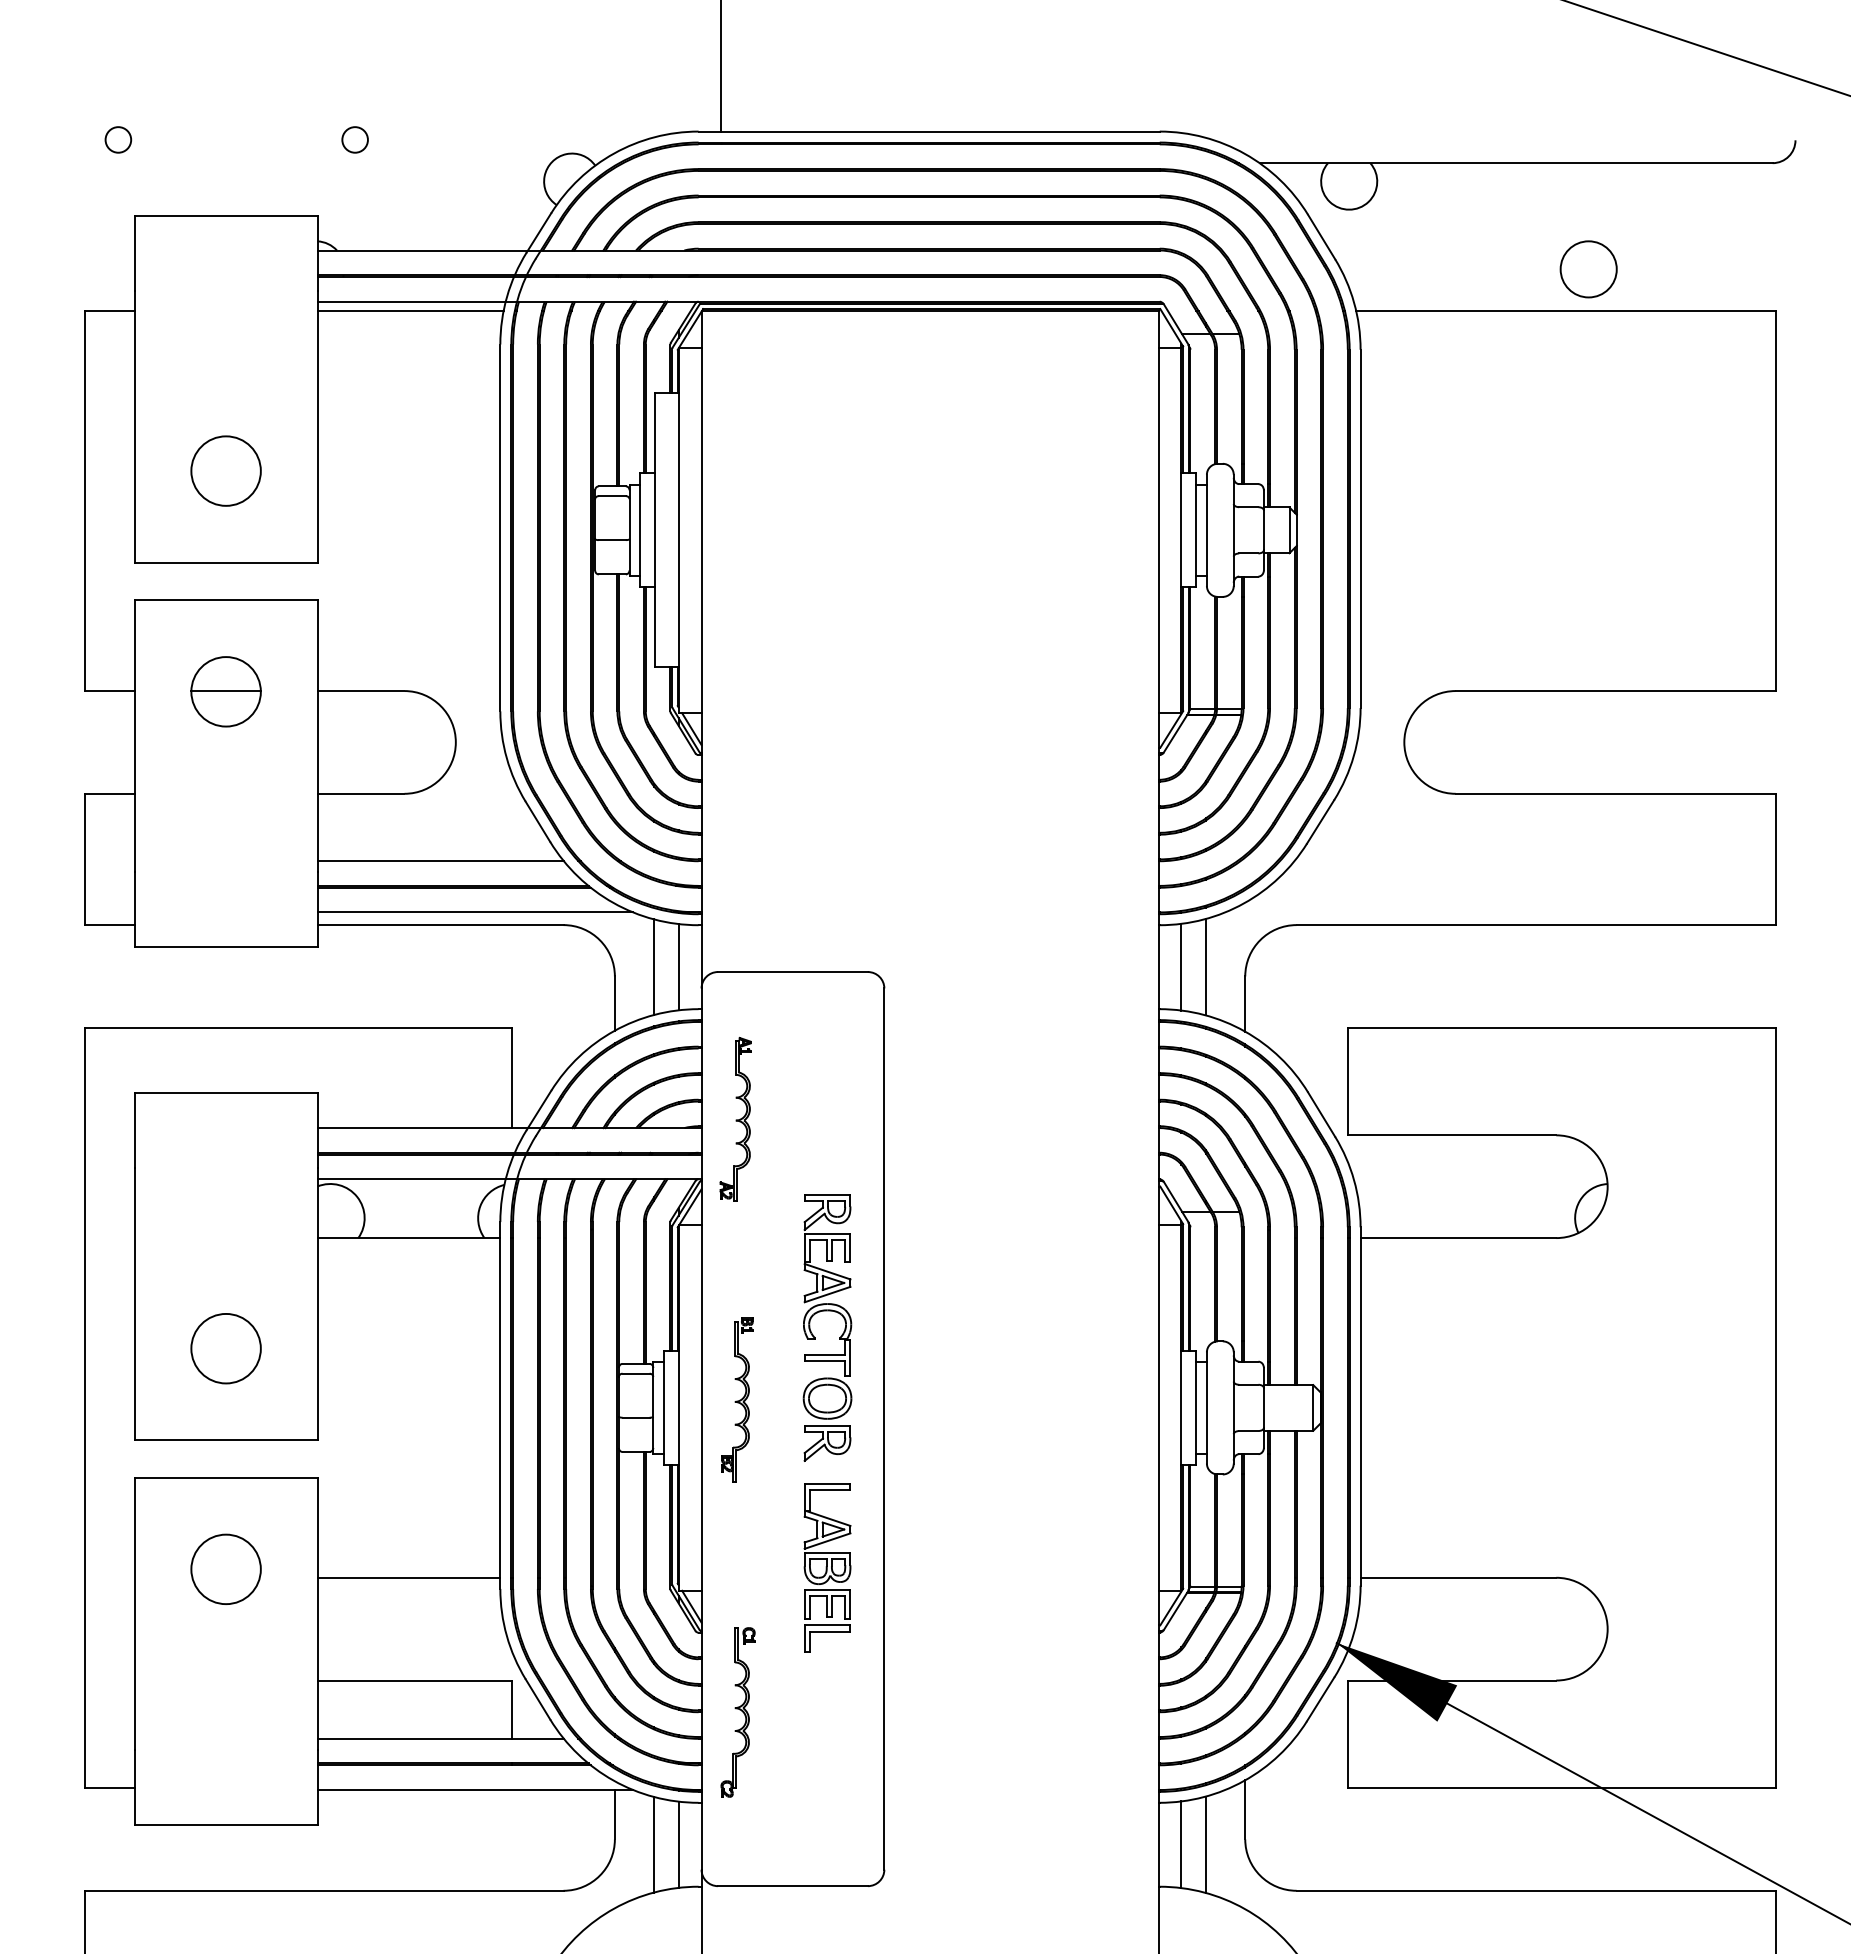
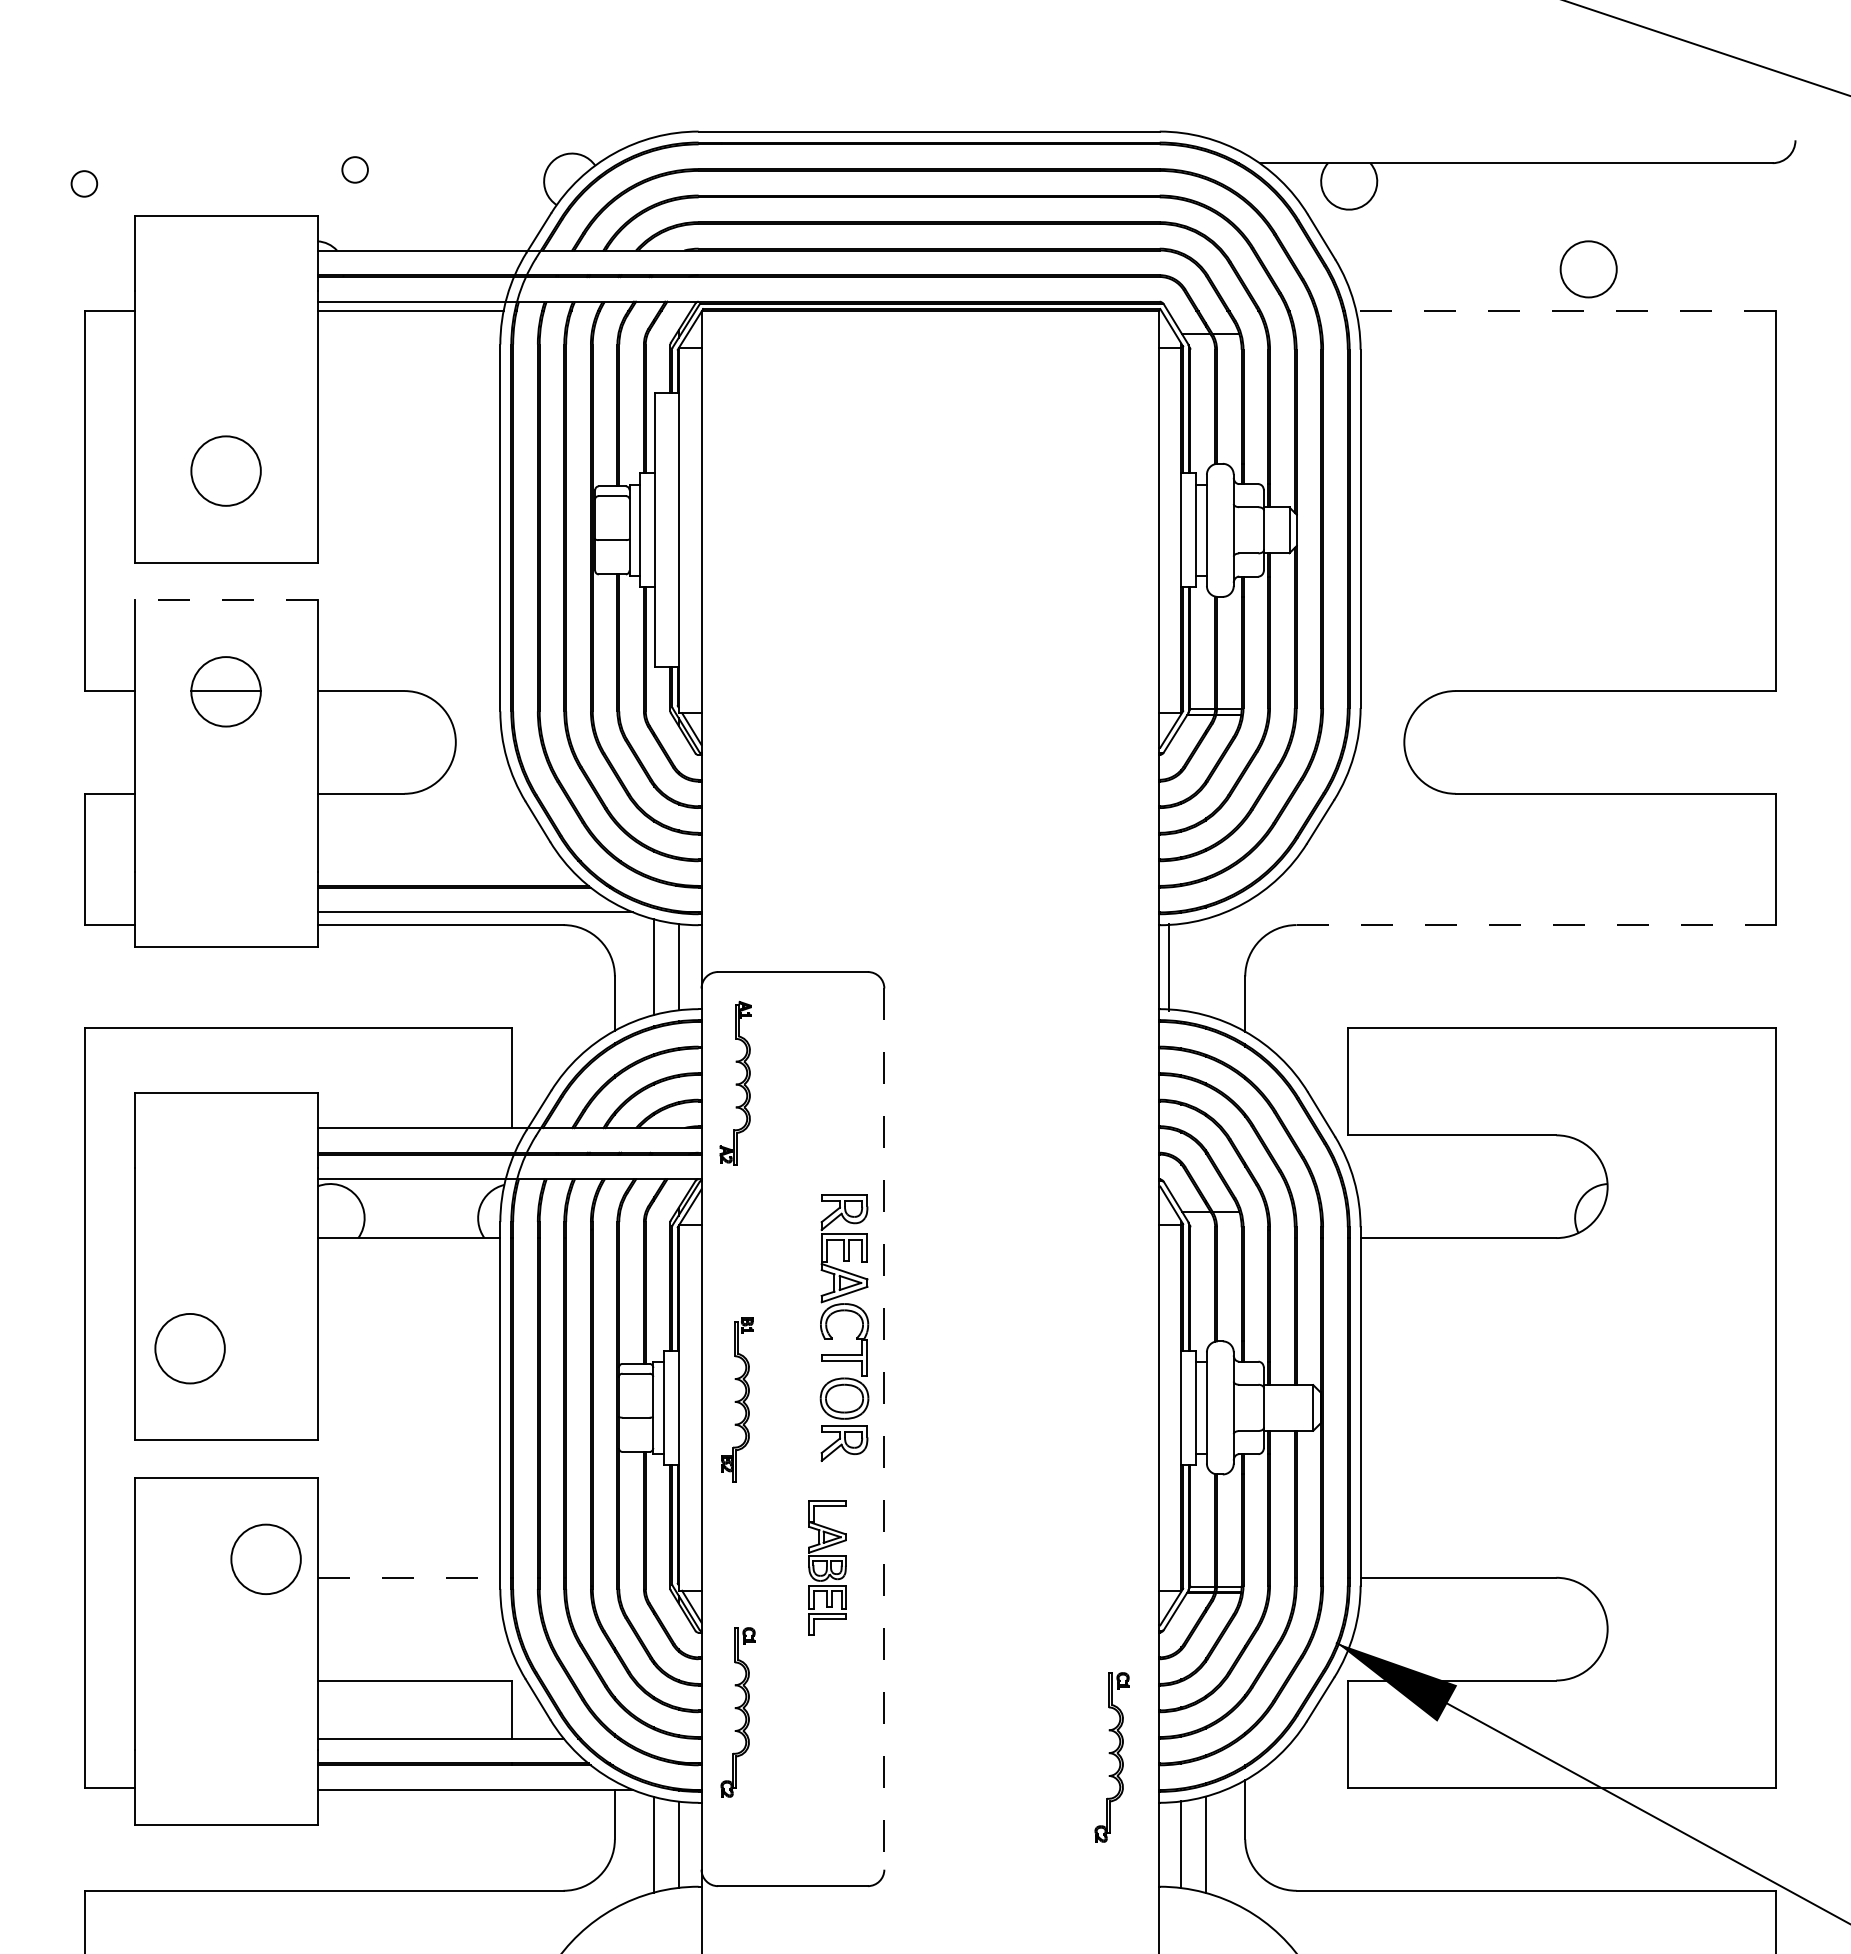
line: present -> none (721, 66)
circle position: (118, 139) -> (84, 183) (84, 183)
circle position: (354, 139) -> (354, 169) (354, 169)
line: solid -> dashed (1565, 310)
line: solid -> dashed (225, 600)
line: present -> none (440, 861)
line: solid -> dashed (1536, 925)
line position: (1181, 966) -> (1169, 966) (1169, 966)
line: present -> none (1206, 966)
part position: (735, 1118) -> (735, 1082) (735, 1082)
part position: (815, 1337) -> (832, 1337) (832, 1337)
circle position: (225, 1348) -> (189, 1348) (189, 1348)
line: solid -> dashed (884, 1429)
part size: 49x170 px -> 39x136 px (827, 1567)
circle position: (225, 1568) -> (265, 1558) (265, 1558)
line: solid -> dashed (409, 1577)
part: none -> present (1111, 1757)
